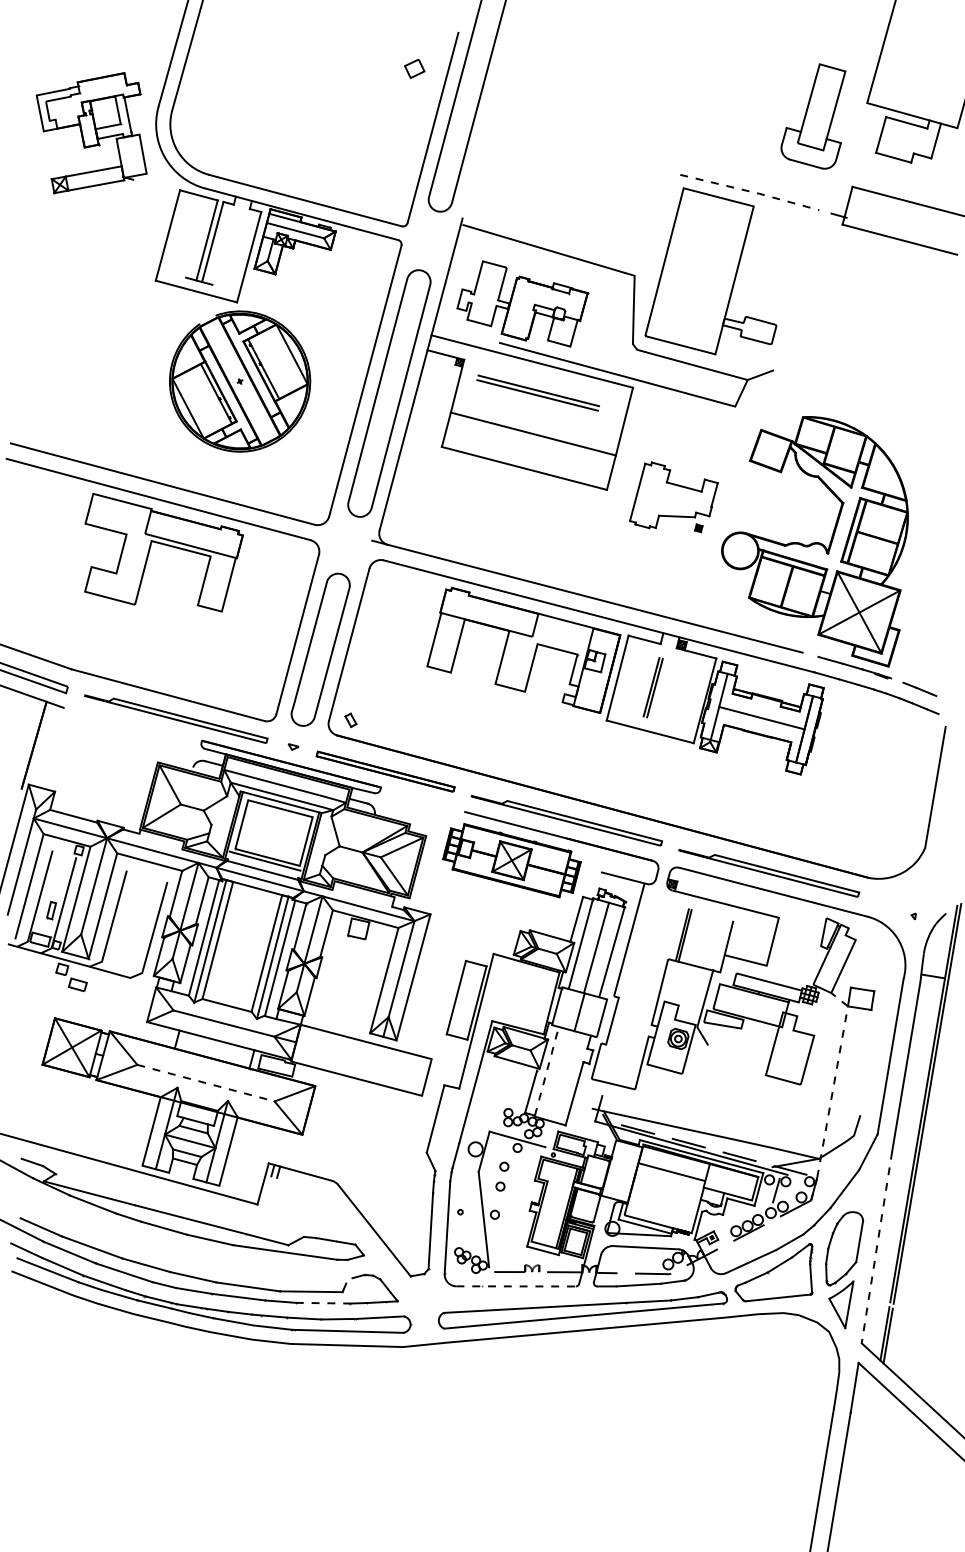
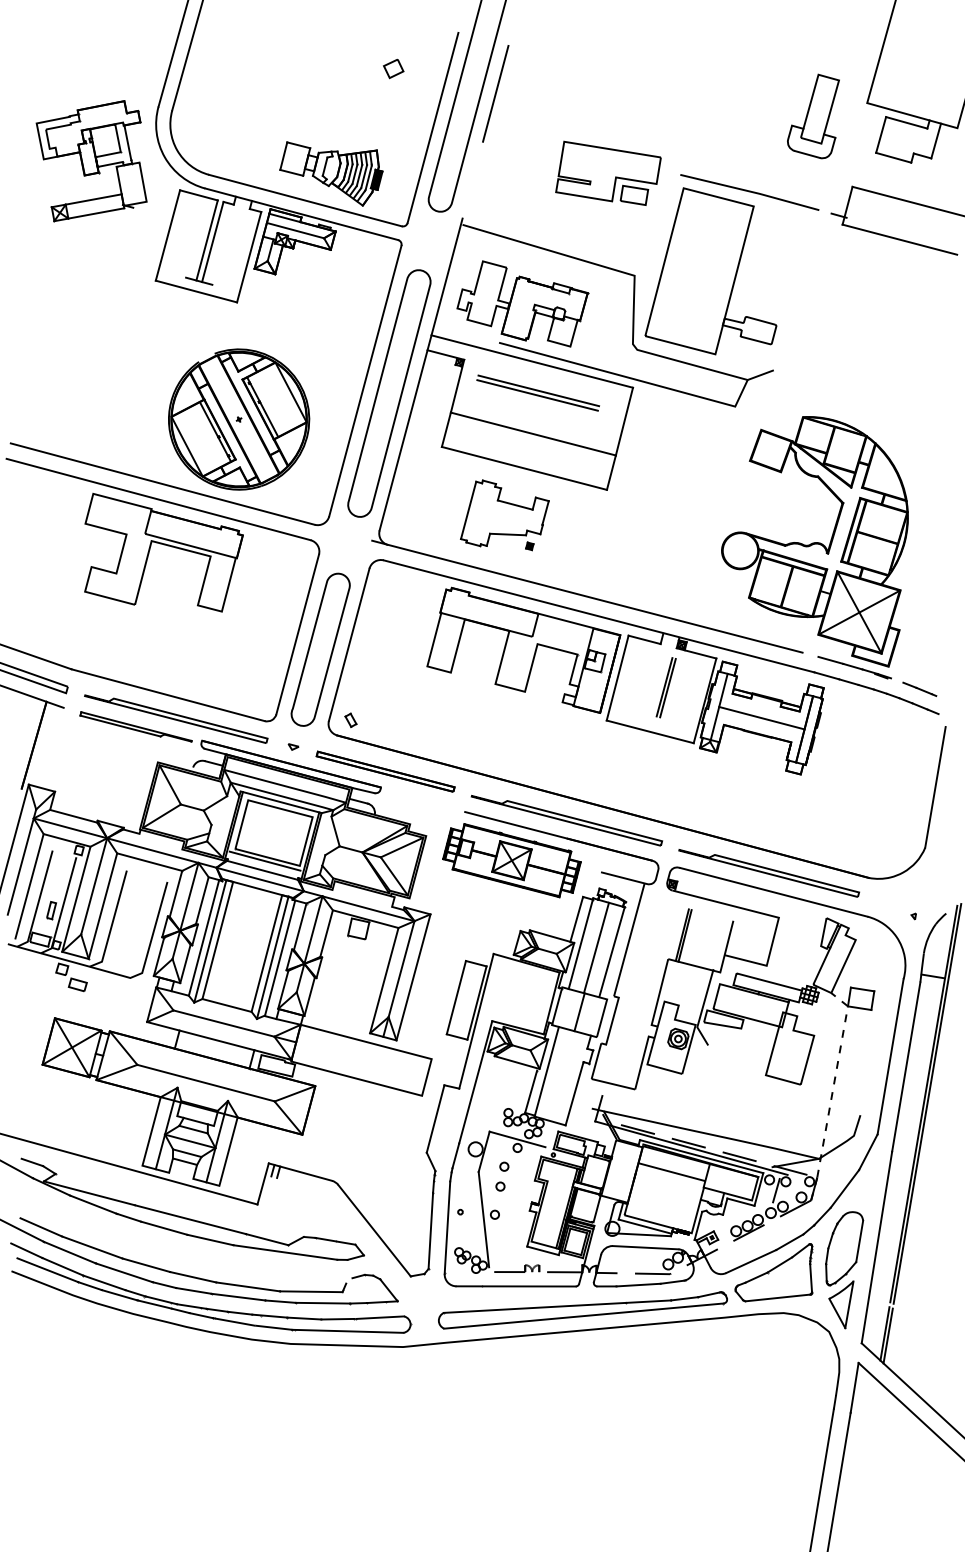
part position: (414, 68) -> (393, 68) (393, 68)
line: none -> present (495, 93)
part size: 67x107 px -> 53x87 px (813, 116)
part position: (91, 133) -> (91, 161) (91, 161)
part: none -> present (608, 172)
part: none -> present (331, 173)
line: dashed -> solid (751, 191)
part position: (240, 381) -> (239, 419) (239, 419)
part position: (673, 497) -> (504, 515) (504, 515)
part position: (652, 687) -> (665, 687) (665, 687)
part: none -> present (135, 726)
line: dashed -> solid (546, 1071)
line: dashed -> solid (206, 1083)
line: dashed -> solid (876, 1247)
line: dashed -> solid (516, 1286)
line: dashed -> solid (323, 1303)
